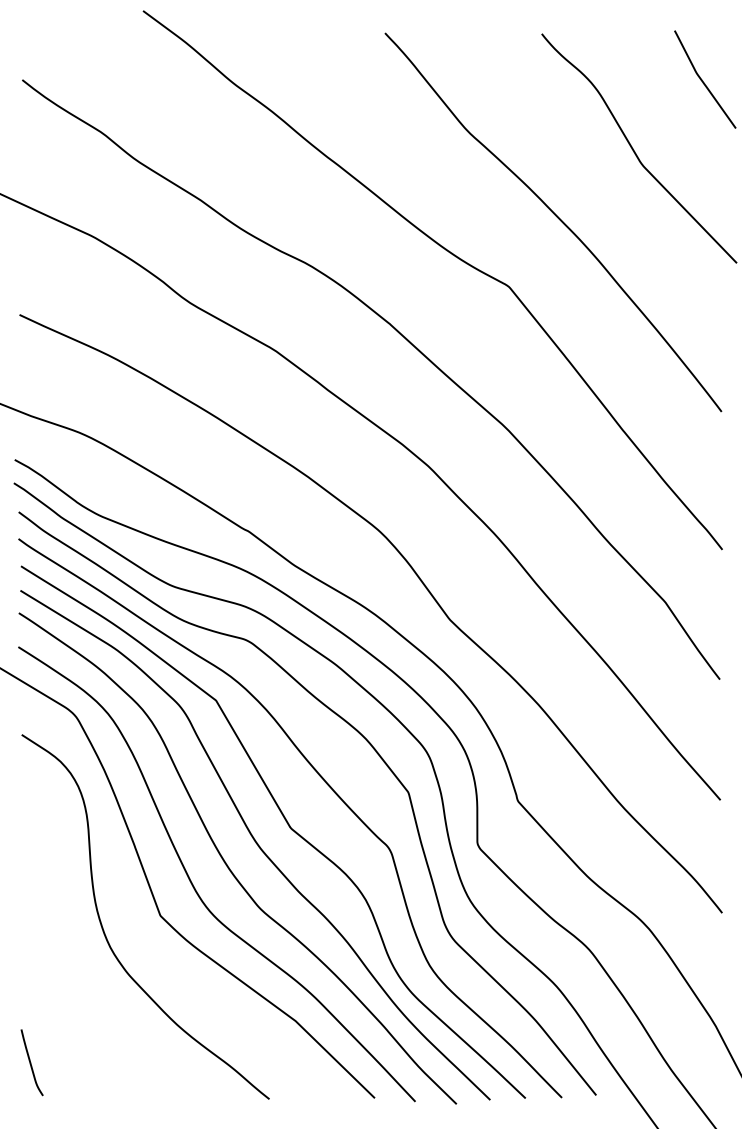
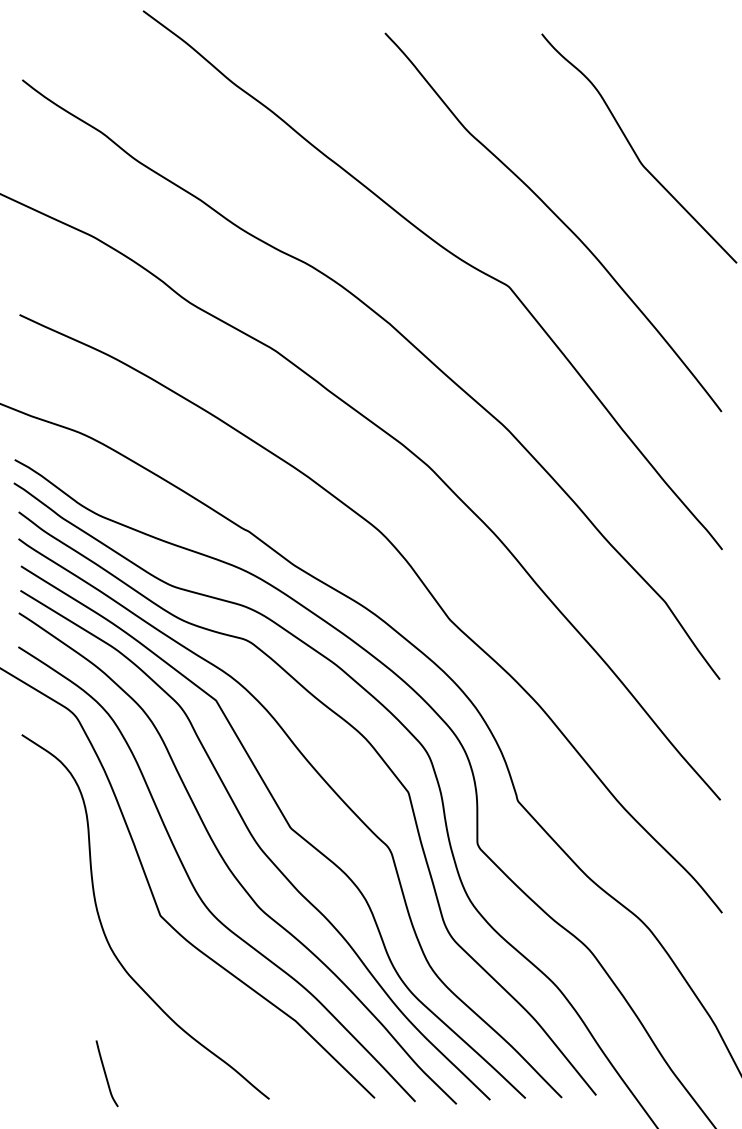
curve: present -> none (703, 81)
curve position: (31, 1062) -> (106, 1073) (106, 1073)
